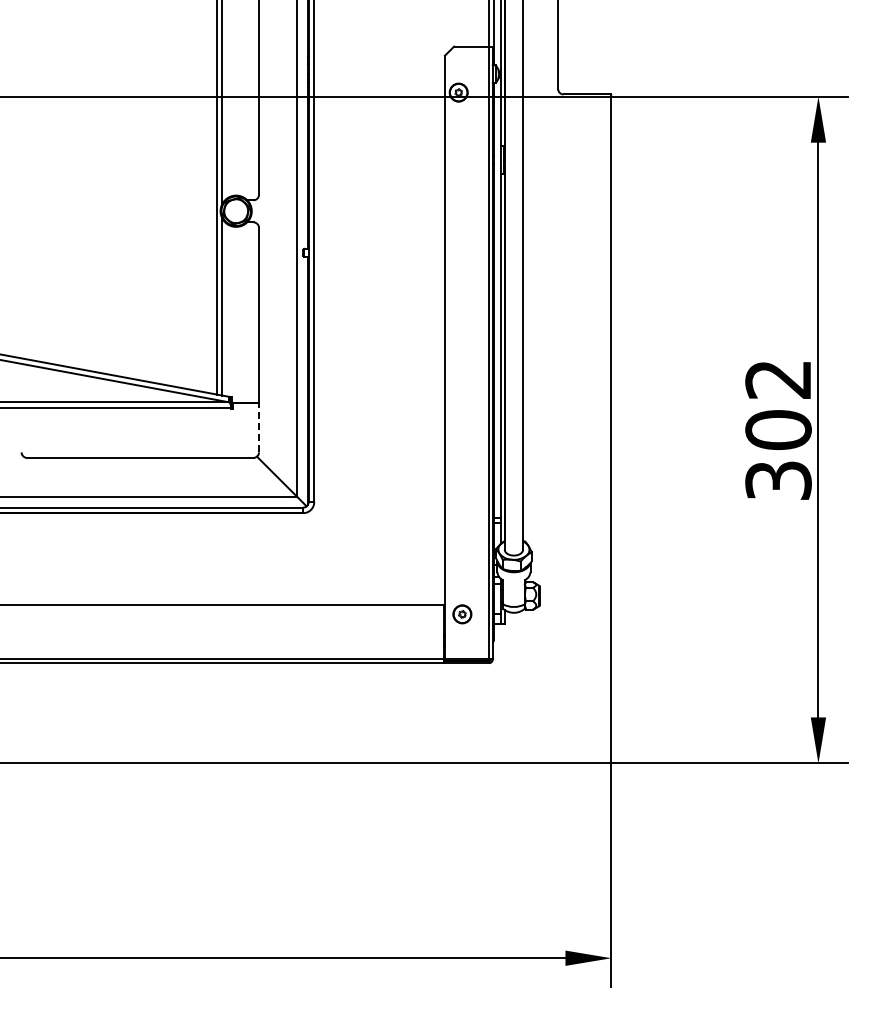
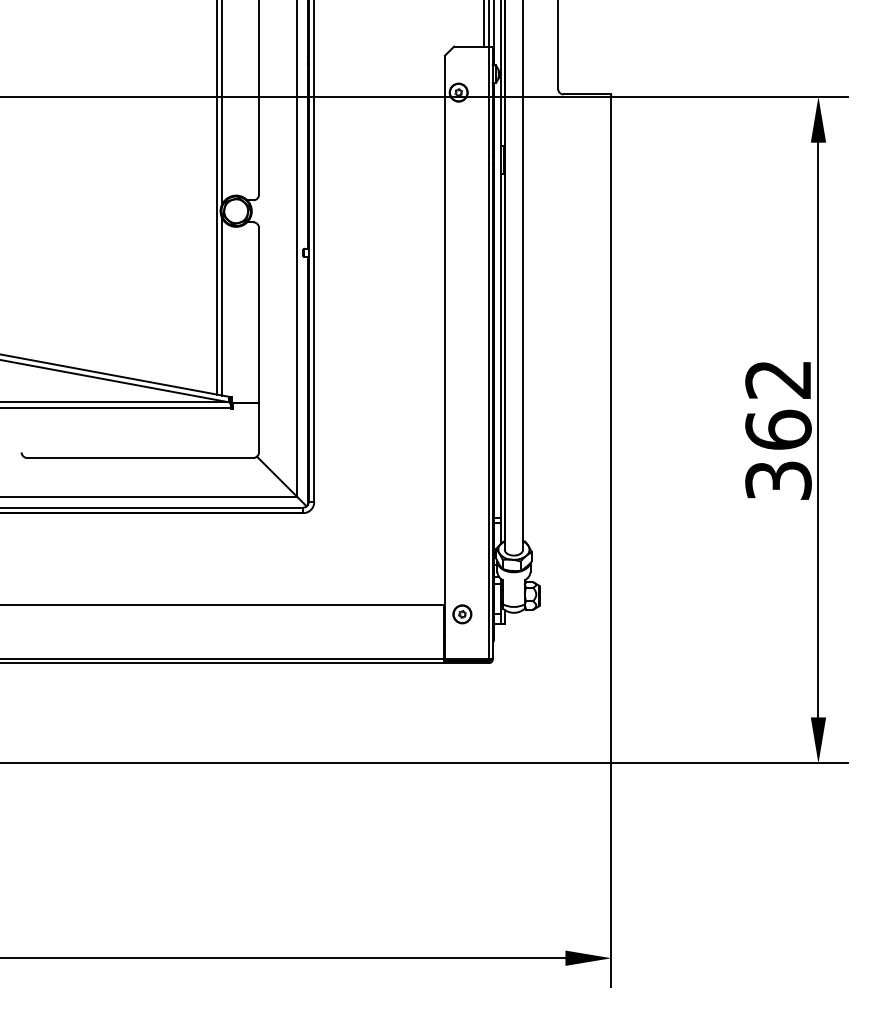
line: none -> present (483, 24)
line: dashed -> solid (259, 427)
text: 302 -> 362 (778, 429)
